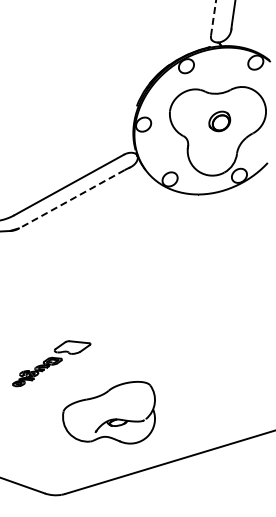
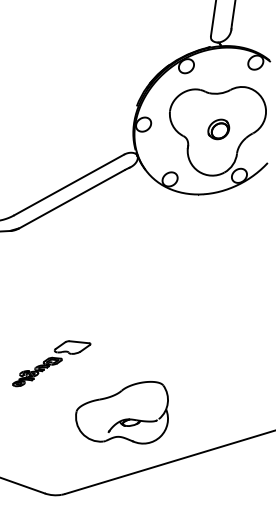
line: dashed -> solid (213, 17)
part position: (219, 121) -> (218, 129) (218, 129)
line: dashed -> solid (71, 199)
part position: (108, 412) -> (121, 412) (121, 412)
